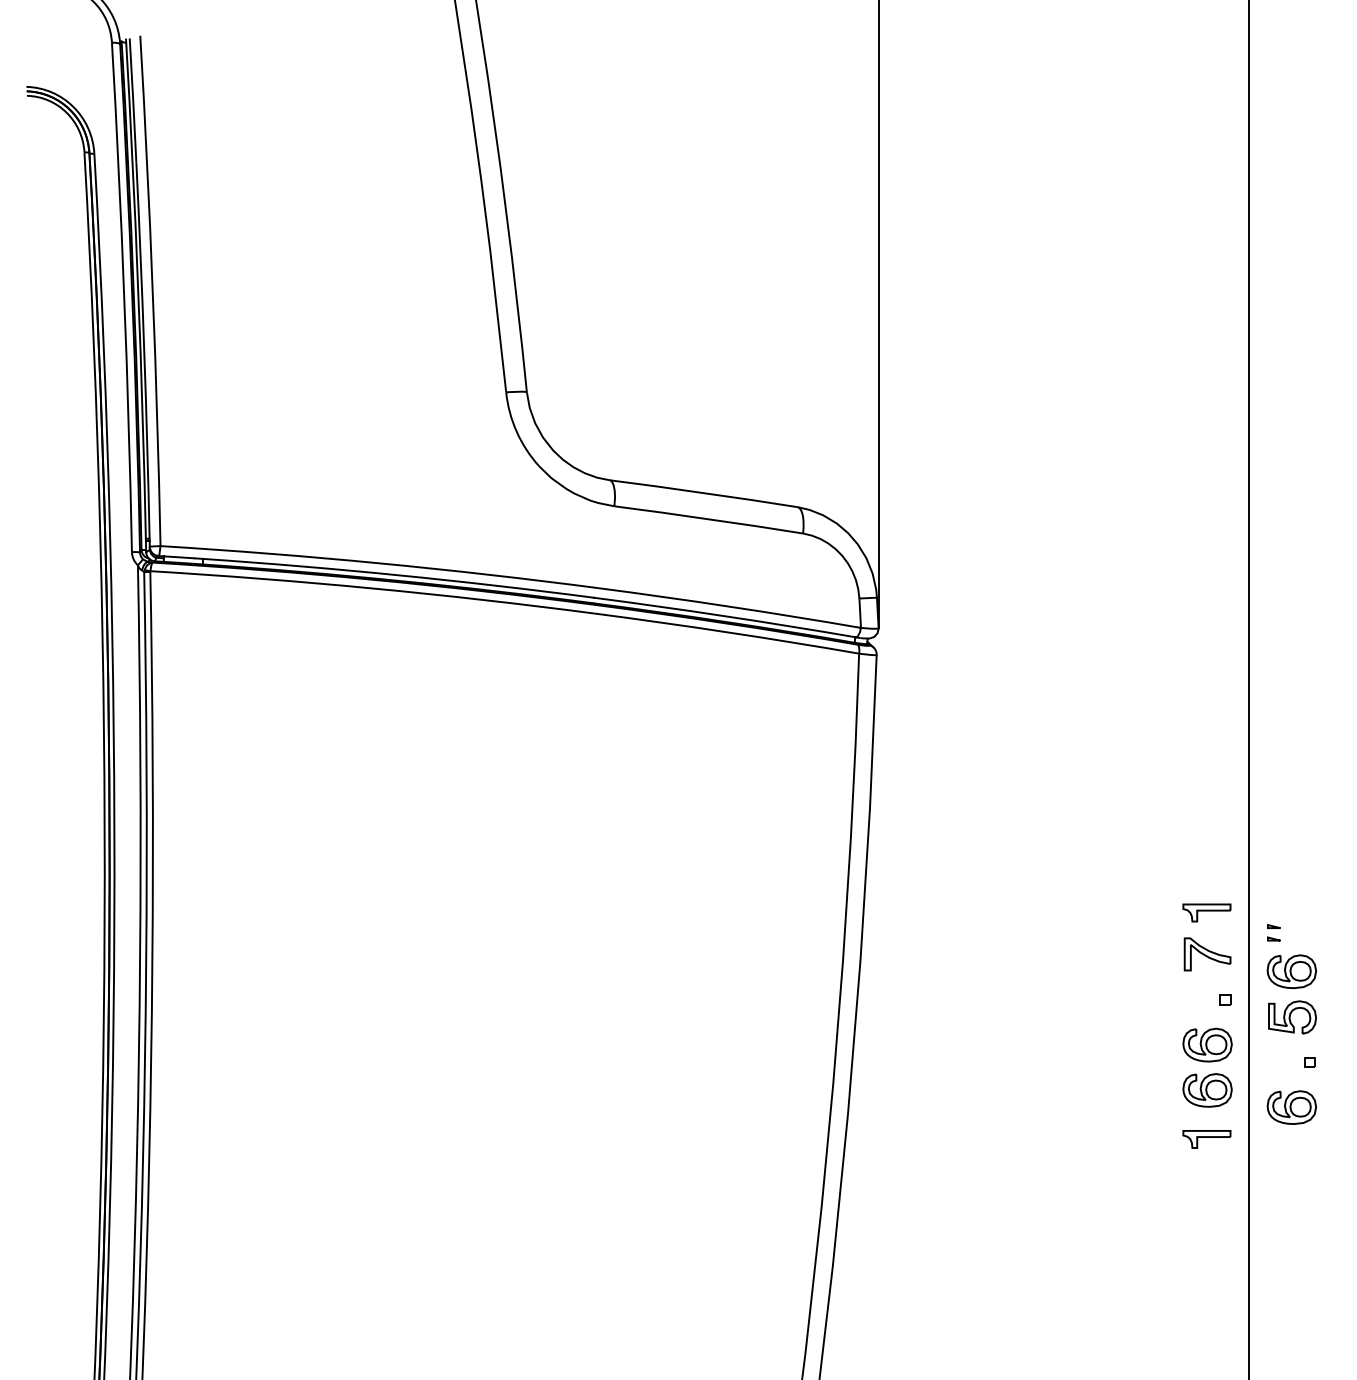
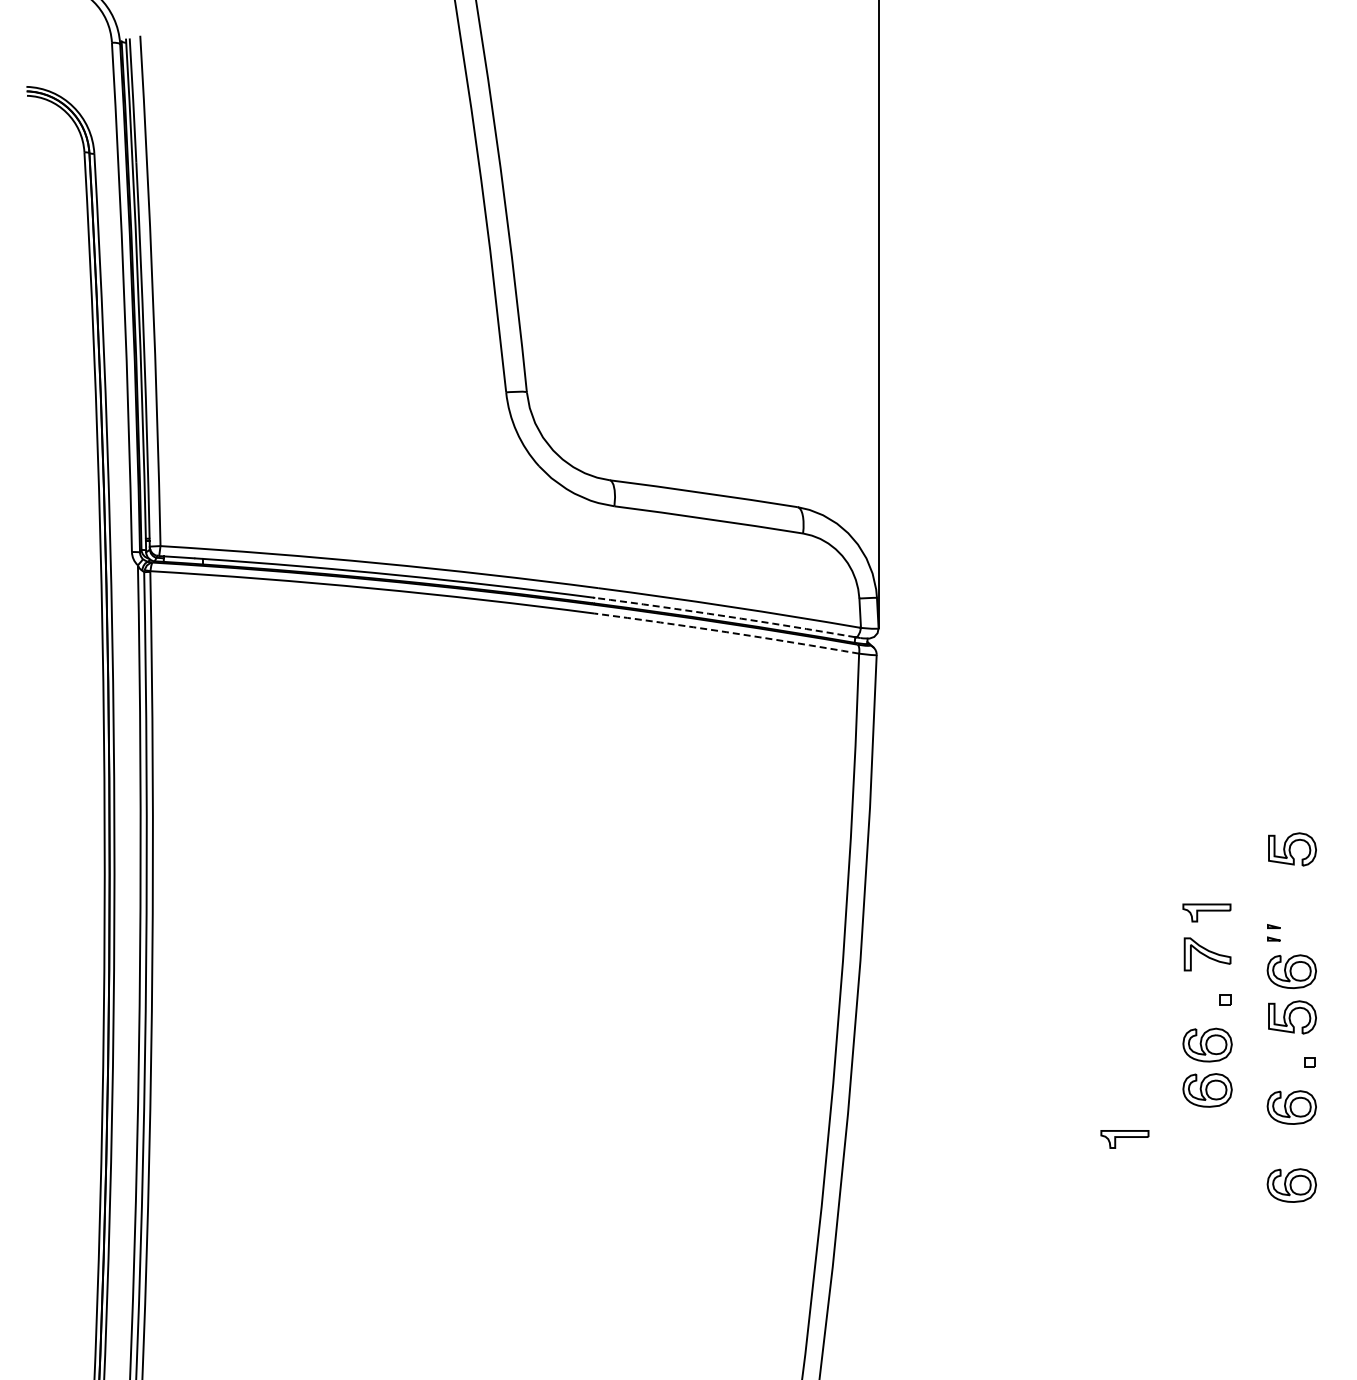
arc: solid -> dashed (724, 616)
arc: solid -> dashed (726, 632)
line: present -> none (1249, 689)
part: none -> present (1292, 849)
part position: (1206, 1139) -> (1124, 1139) (1124, 1139)
part: none -> present (1291, 1185)
